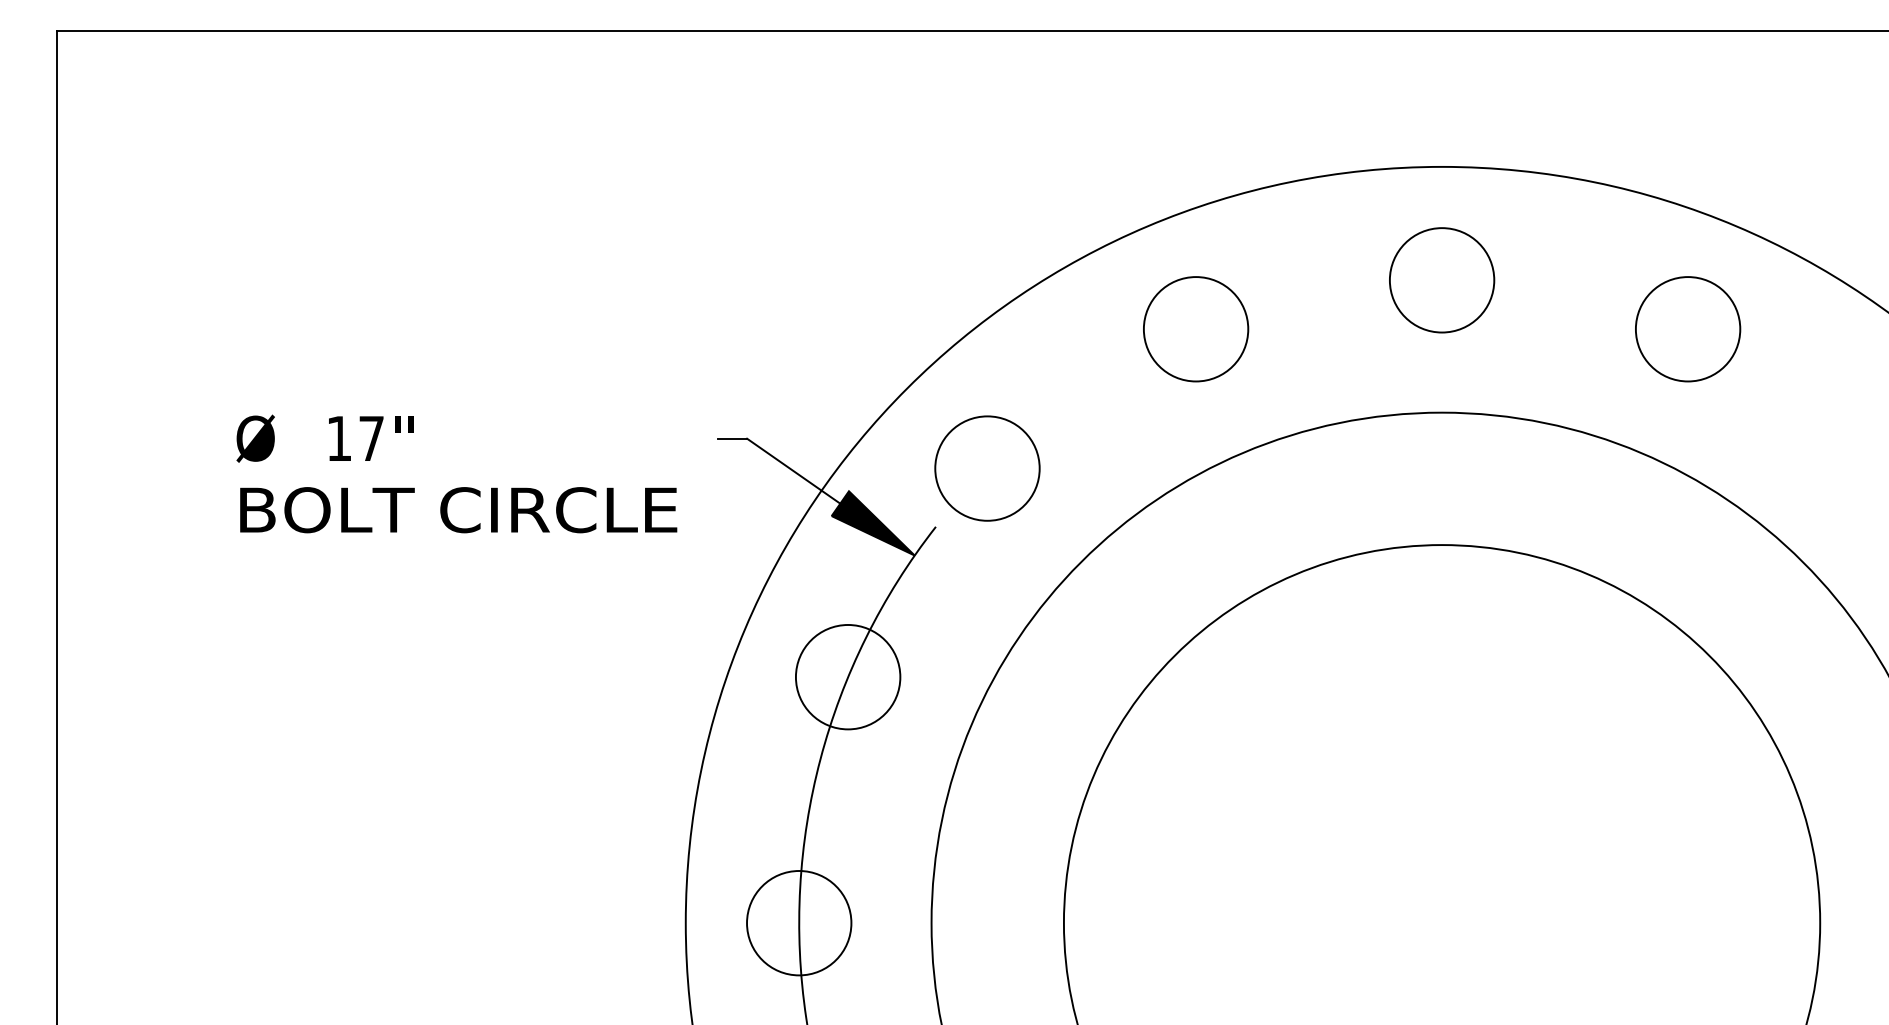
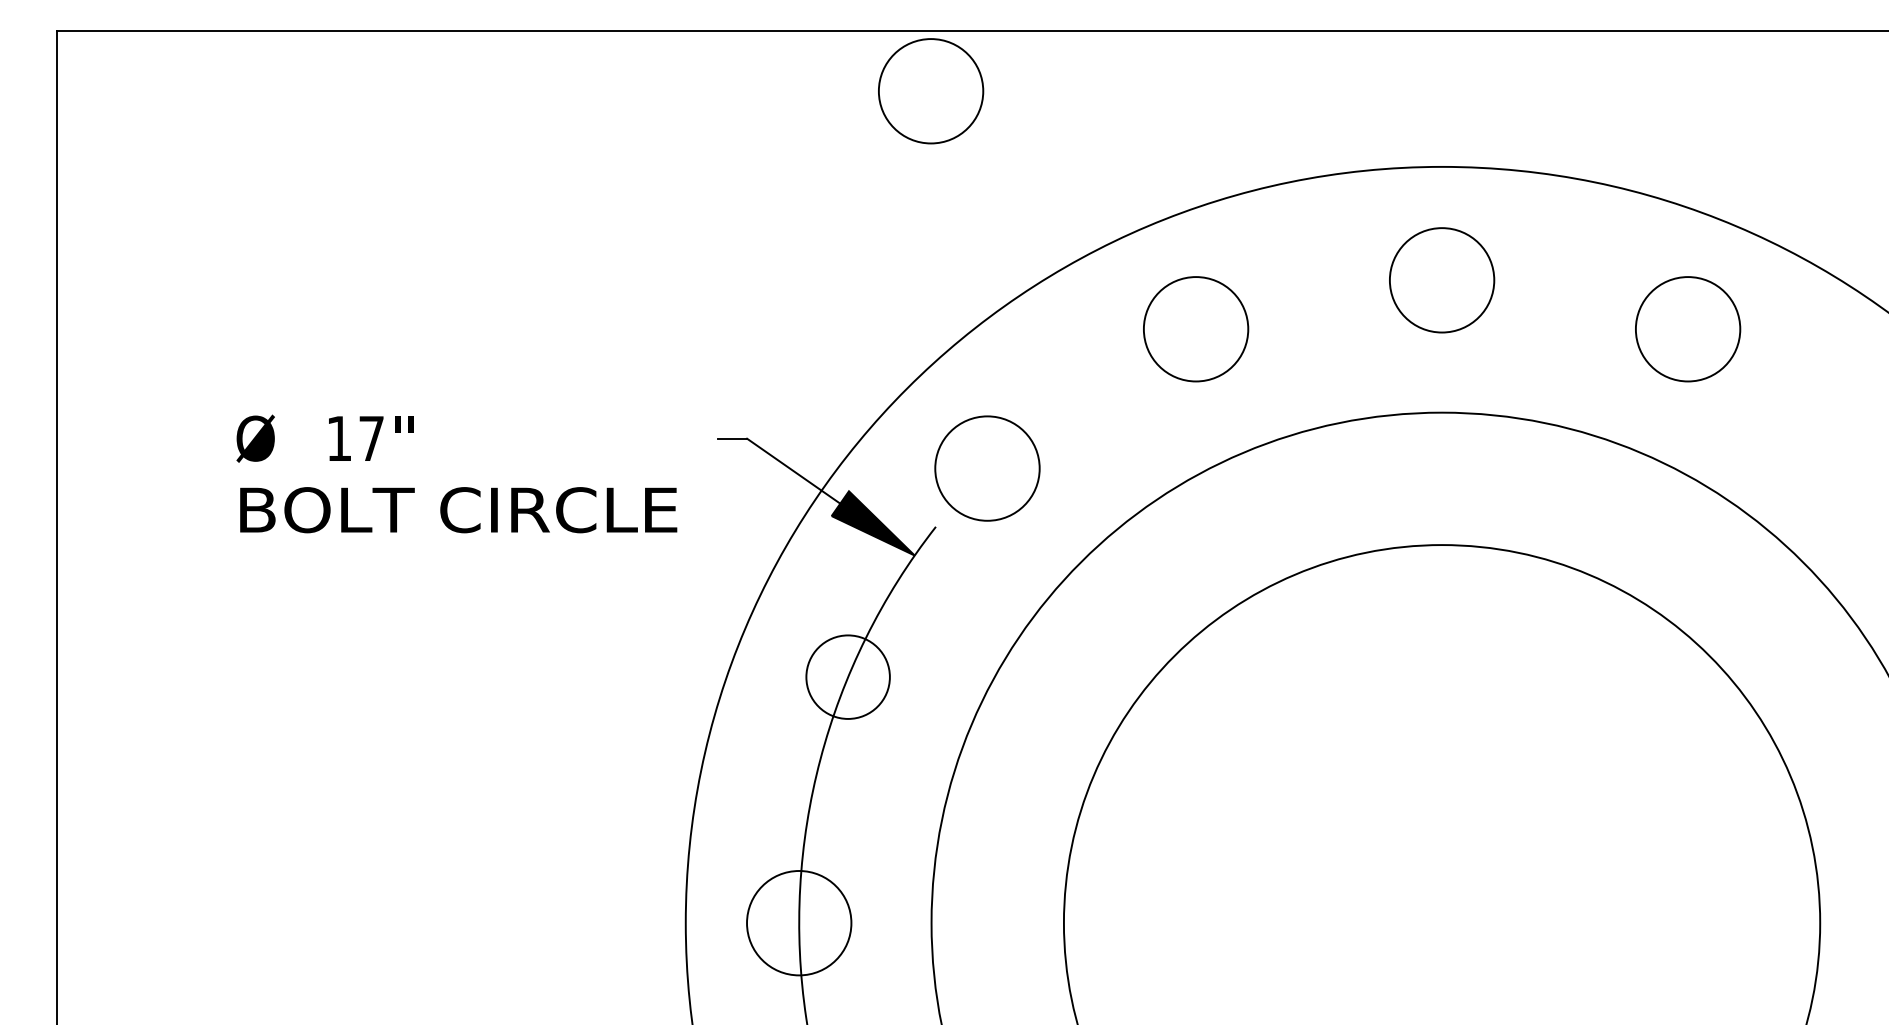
circle: none -> present (931, 91)
circle diameter: 104 px -> 84 px (847, 676)
